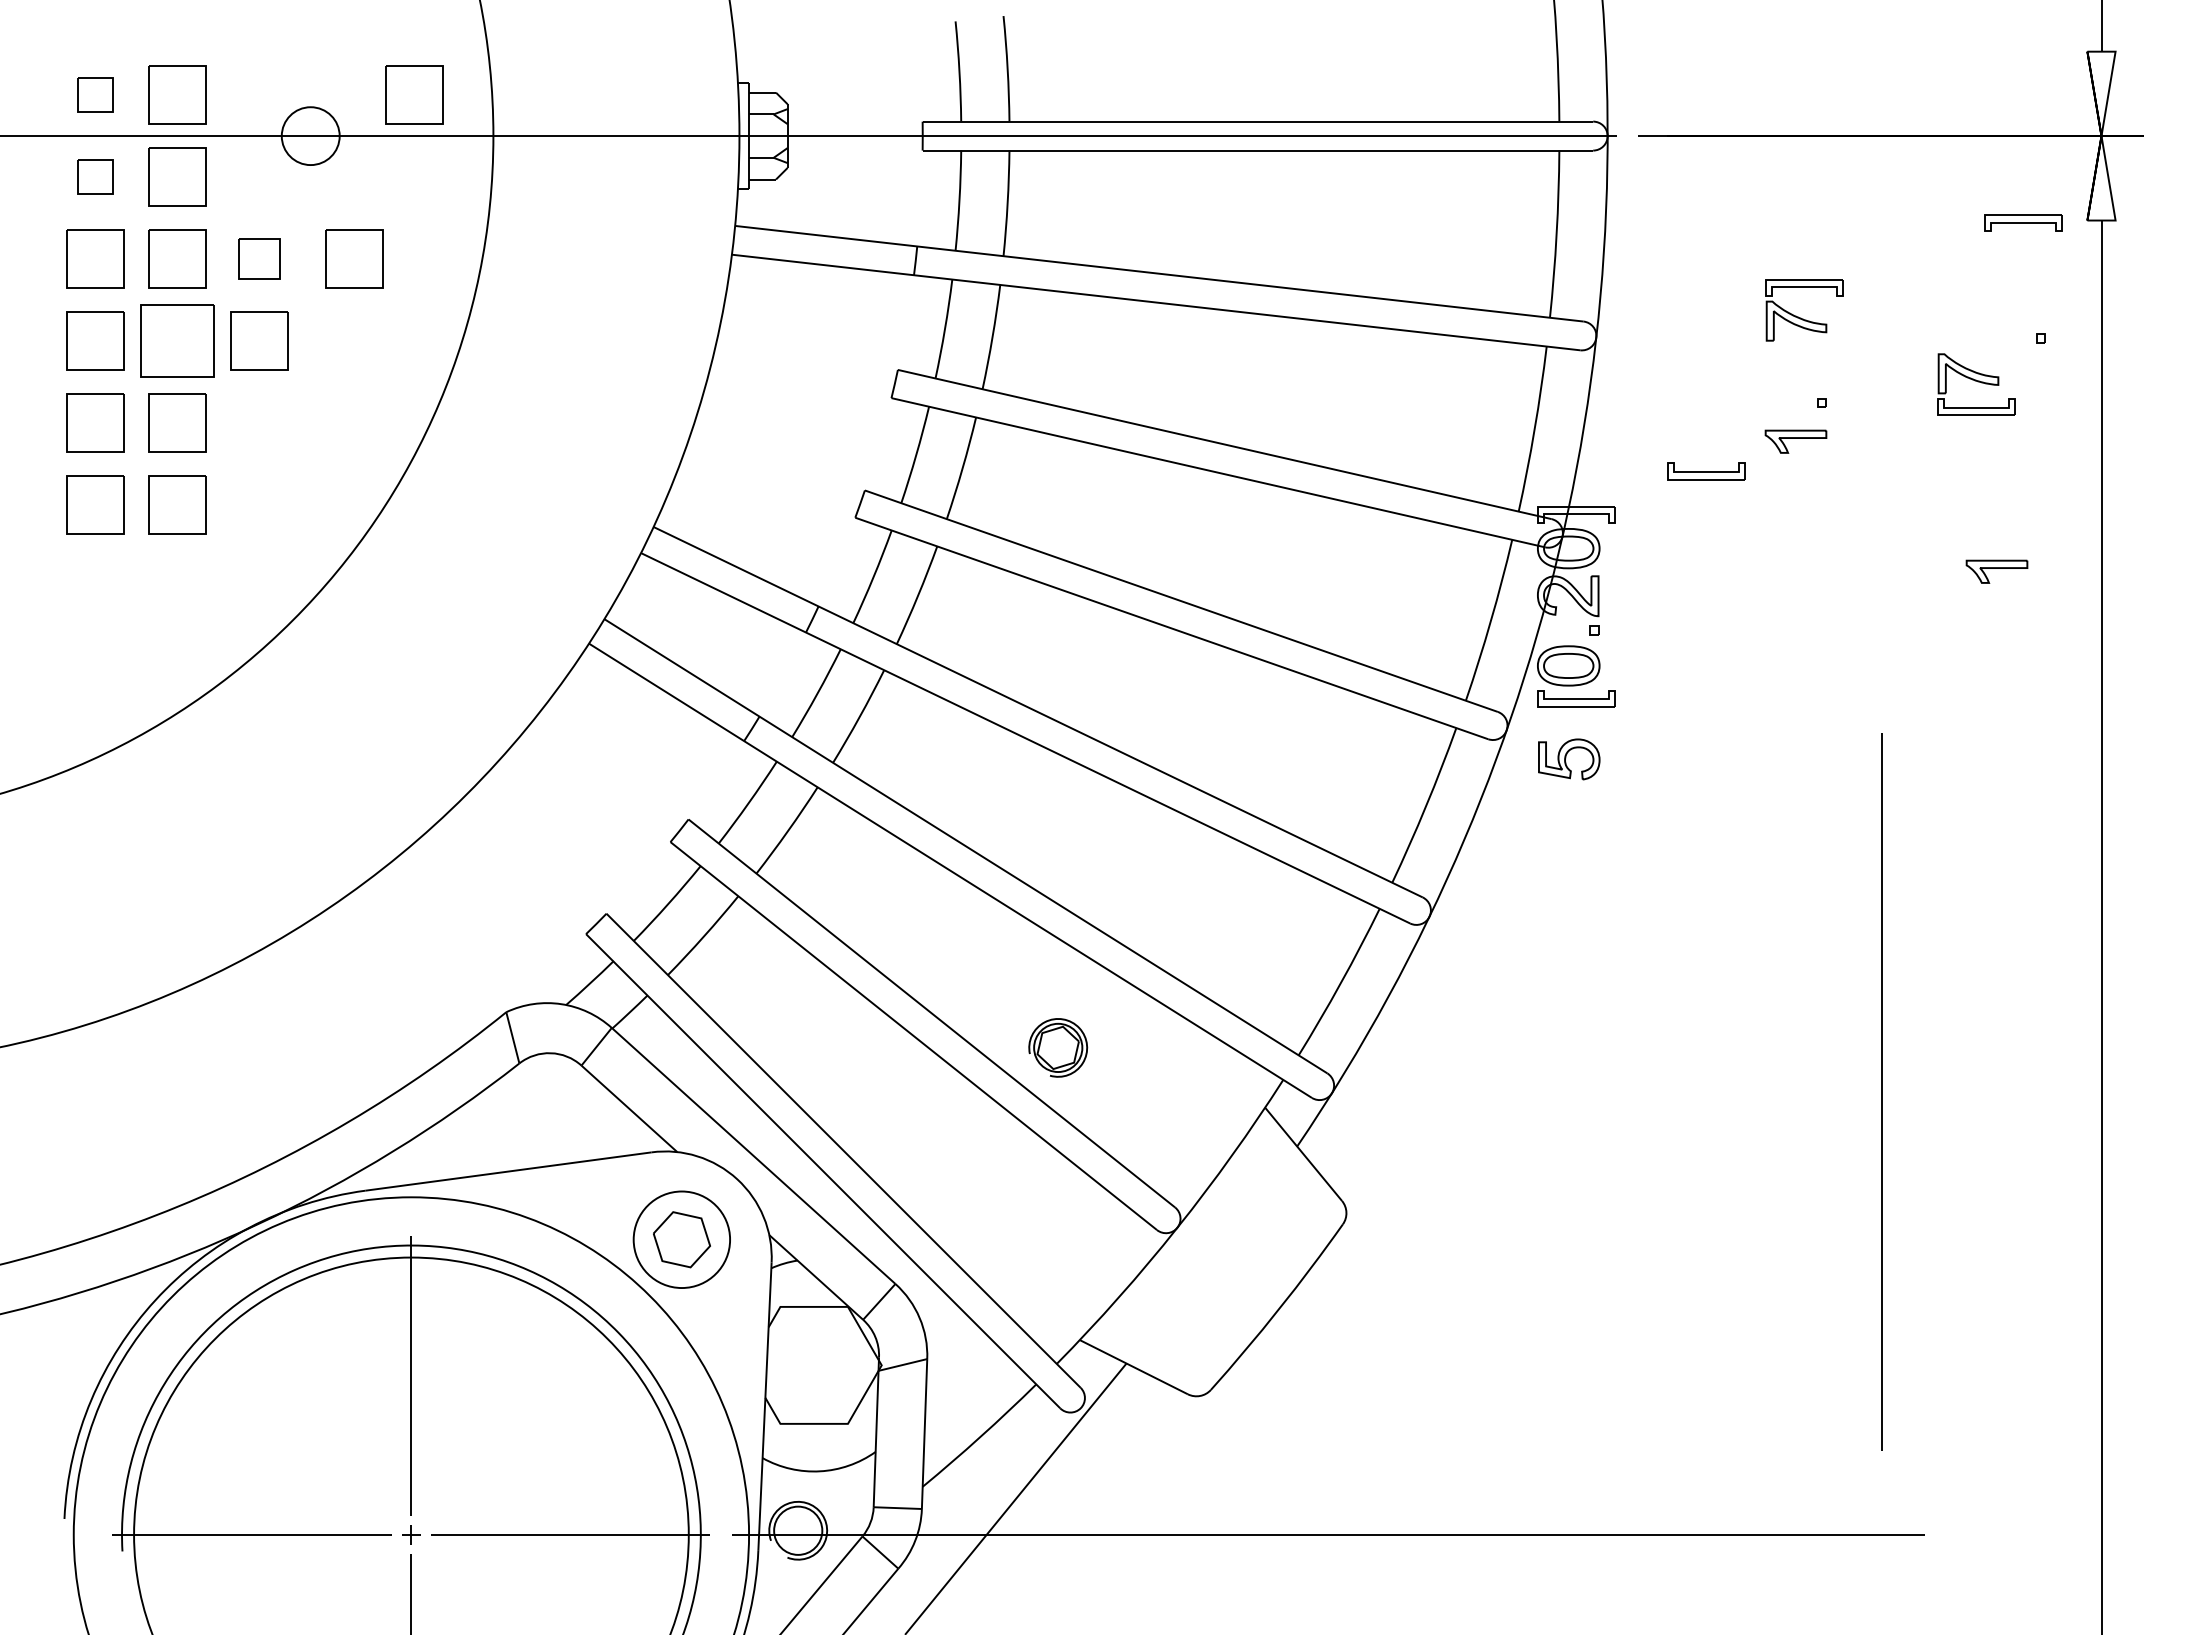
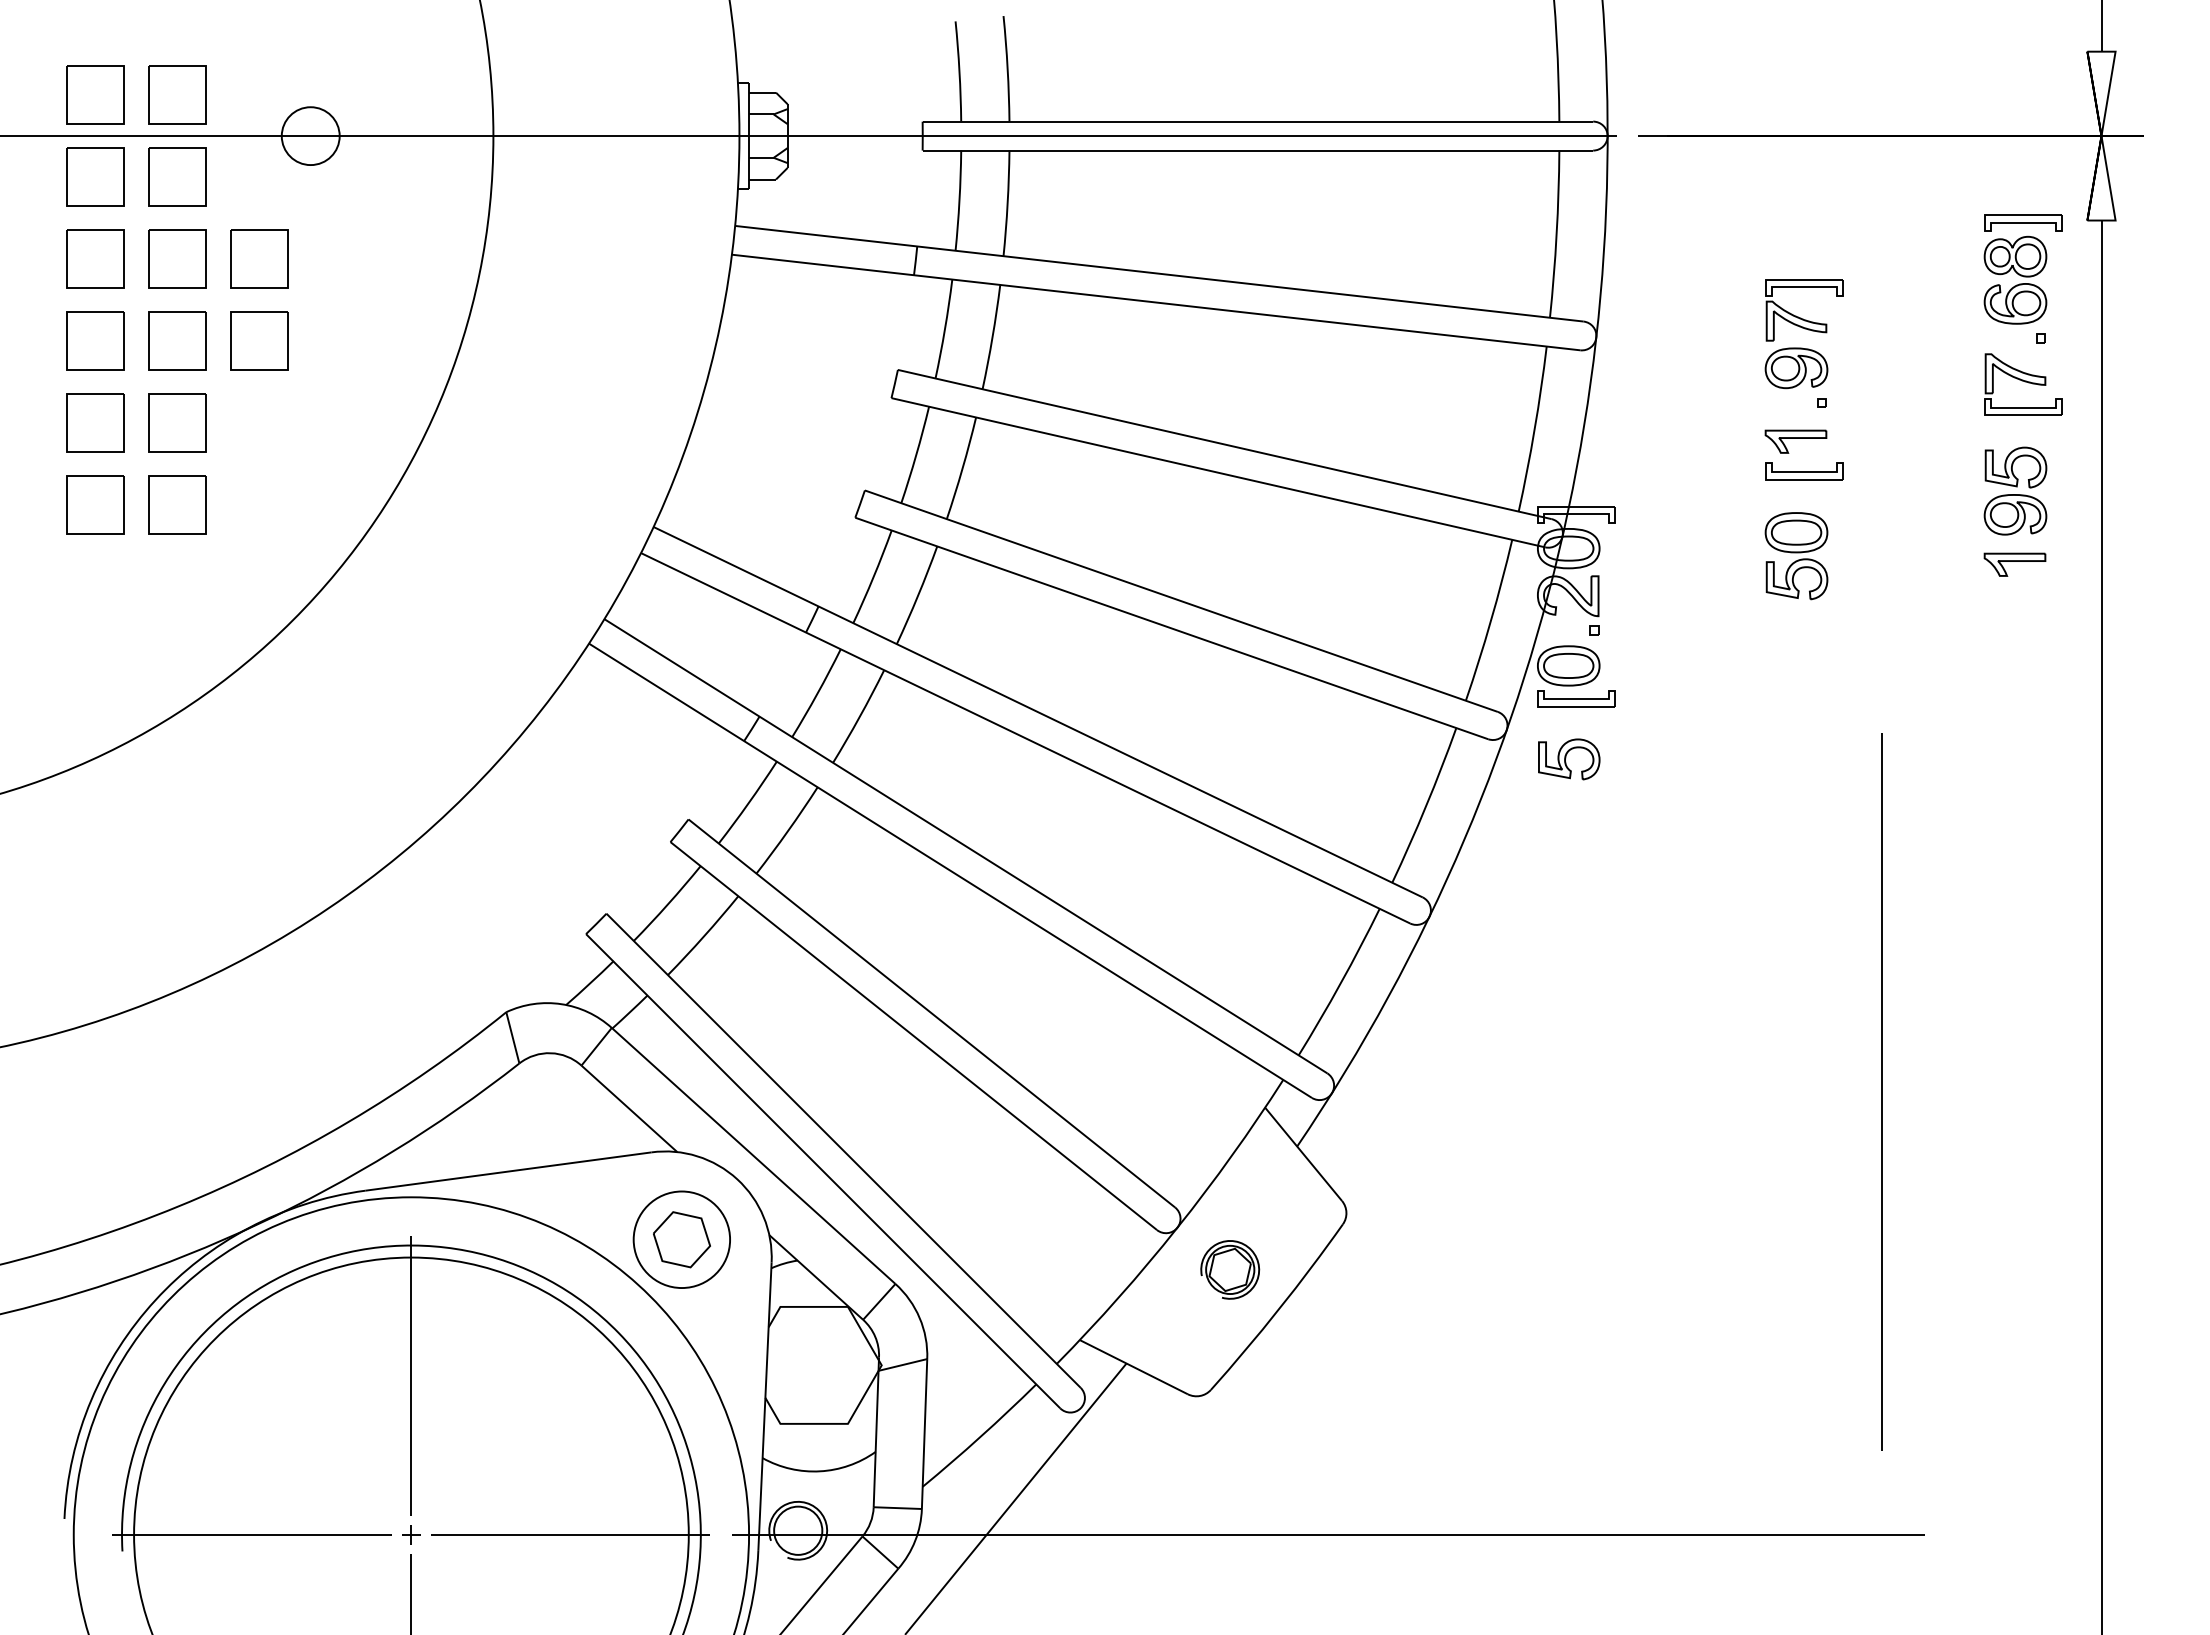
part size: 37x36 px -> 59x60 px (95, 94)
part: present -> none (414, 94)
part size: 37x36 px -> 59x60 px (95, 176)
part size: 43x42 px -> 59x60 px (259, 258)
part: present -> none (354, 258)
part: none -> present (2015, 279)
part size: 75x74 px -> 59x60 px (177, 340)
part: none -> present (1796, 368)
part position: (1976, 384) -> (2023, 384) (2023, 384)
part position: (1706, 471) -> (1804, 471) (1804, 471)
part: none -> present (2015, 490)
part: none -> present (1796, 556)
part position: (1996, 571) -> (2014, 564) (2014, 564)
part position: (1058, 1047) -> (1230, 1269) (1230, 1269)
